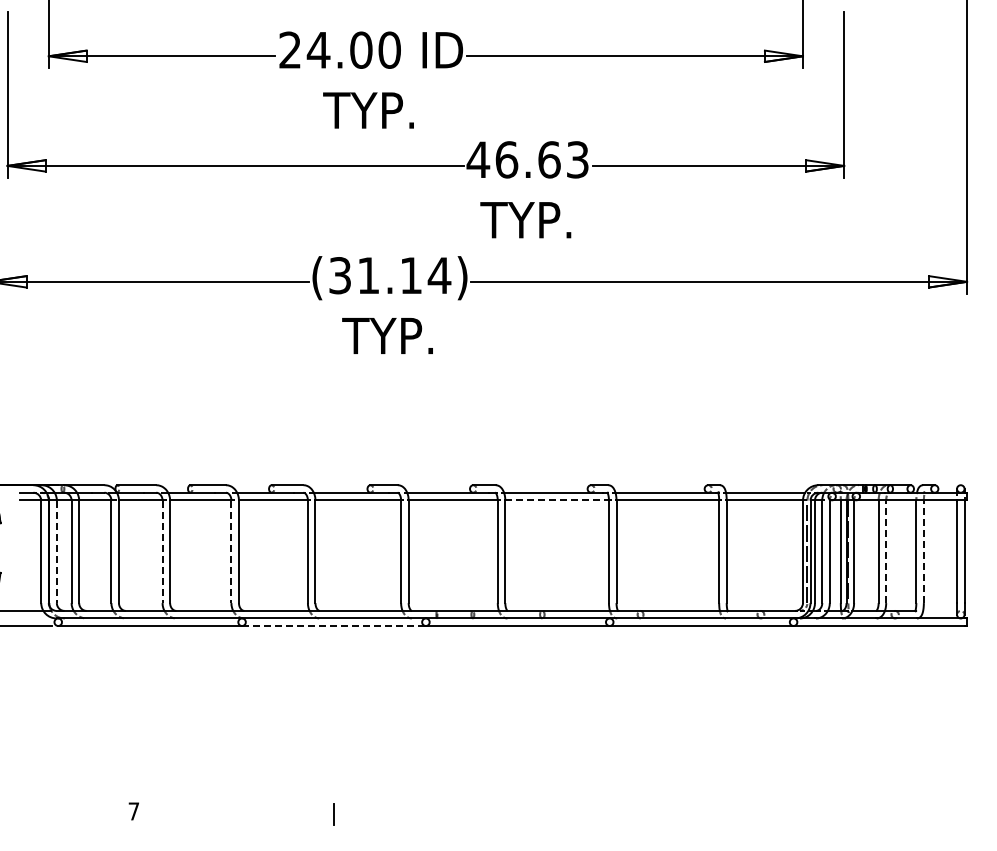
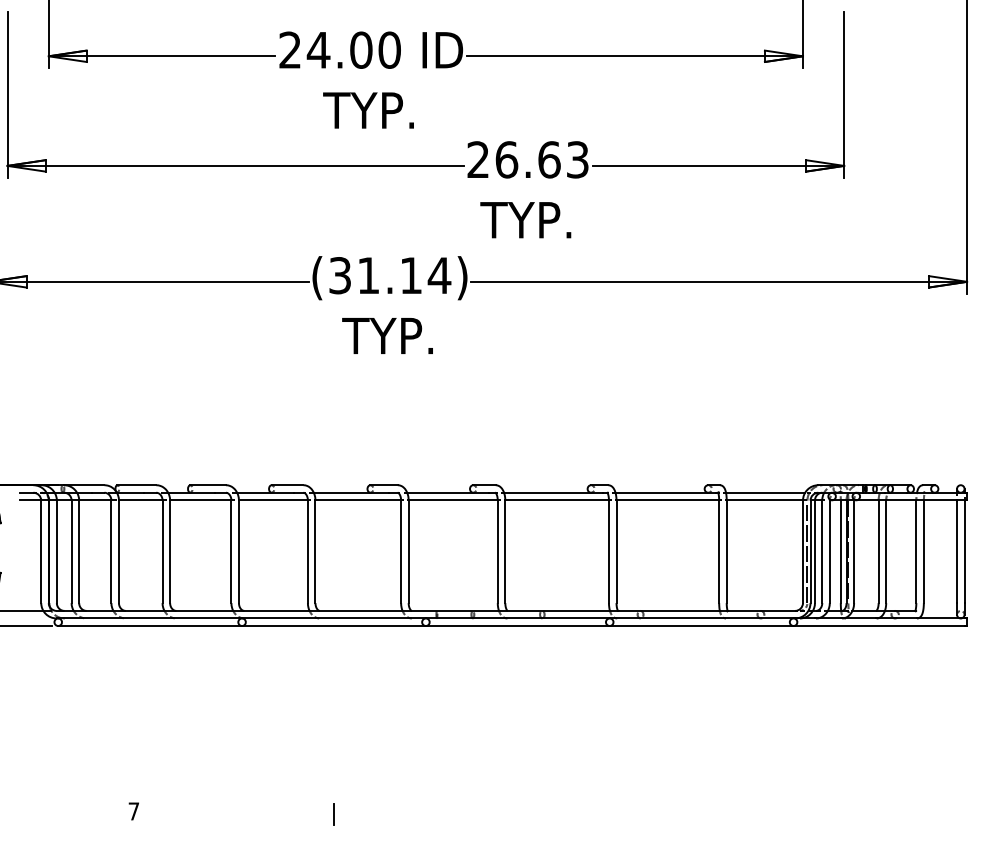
text: 46.63 -> 26.63 (478, 159)
line: dashed -> solid (557, 500)
line: dashed -> solid (886, 551)
line: dashed -> solid (923, 551)
line: dashed -> solid (56, 552)
line: dashed -> solid (162, 552)
line: dashed -> solid (231, 552)
line: dashed -> solid (334, 626)
